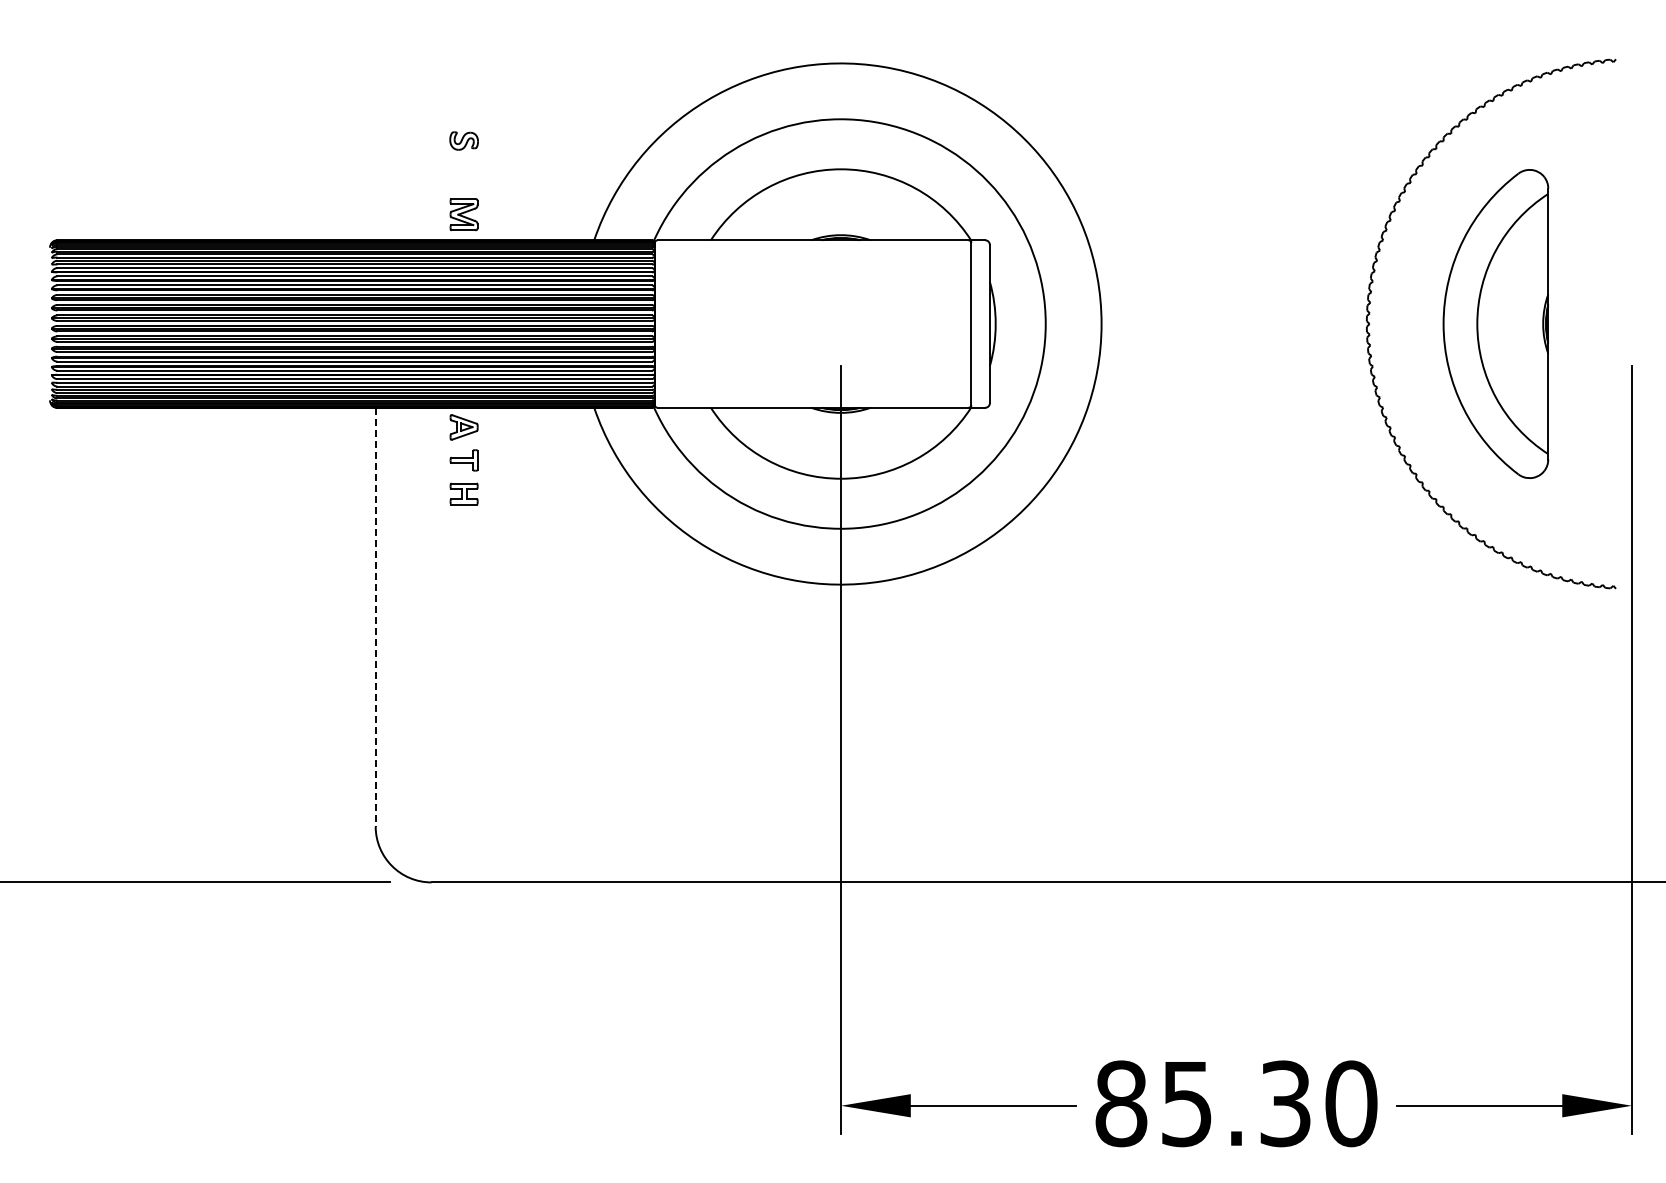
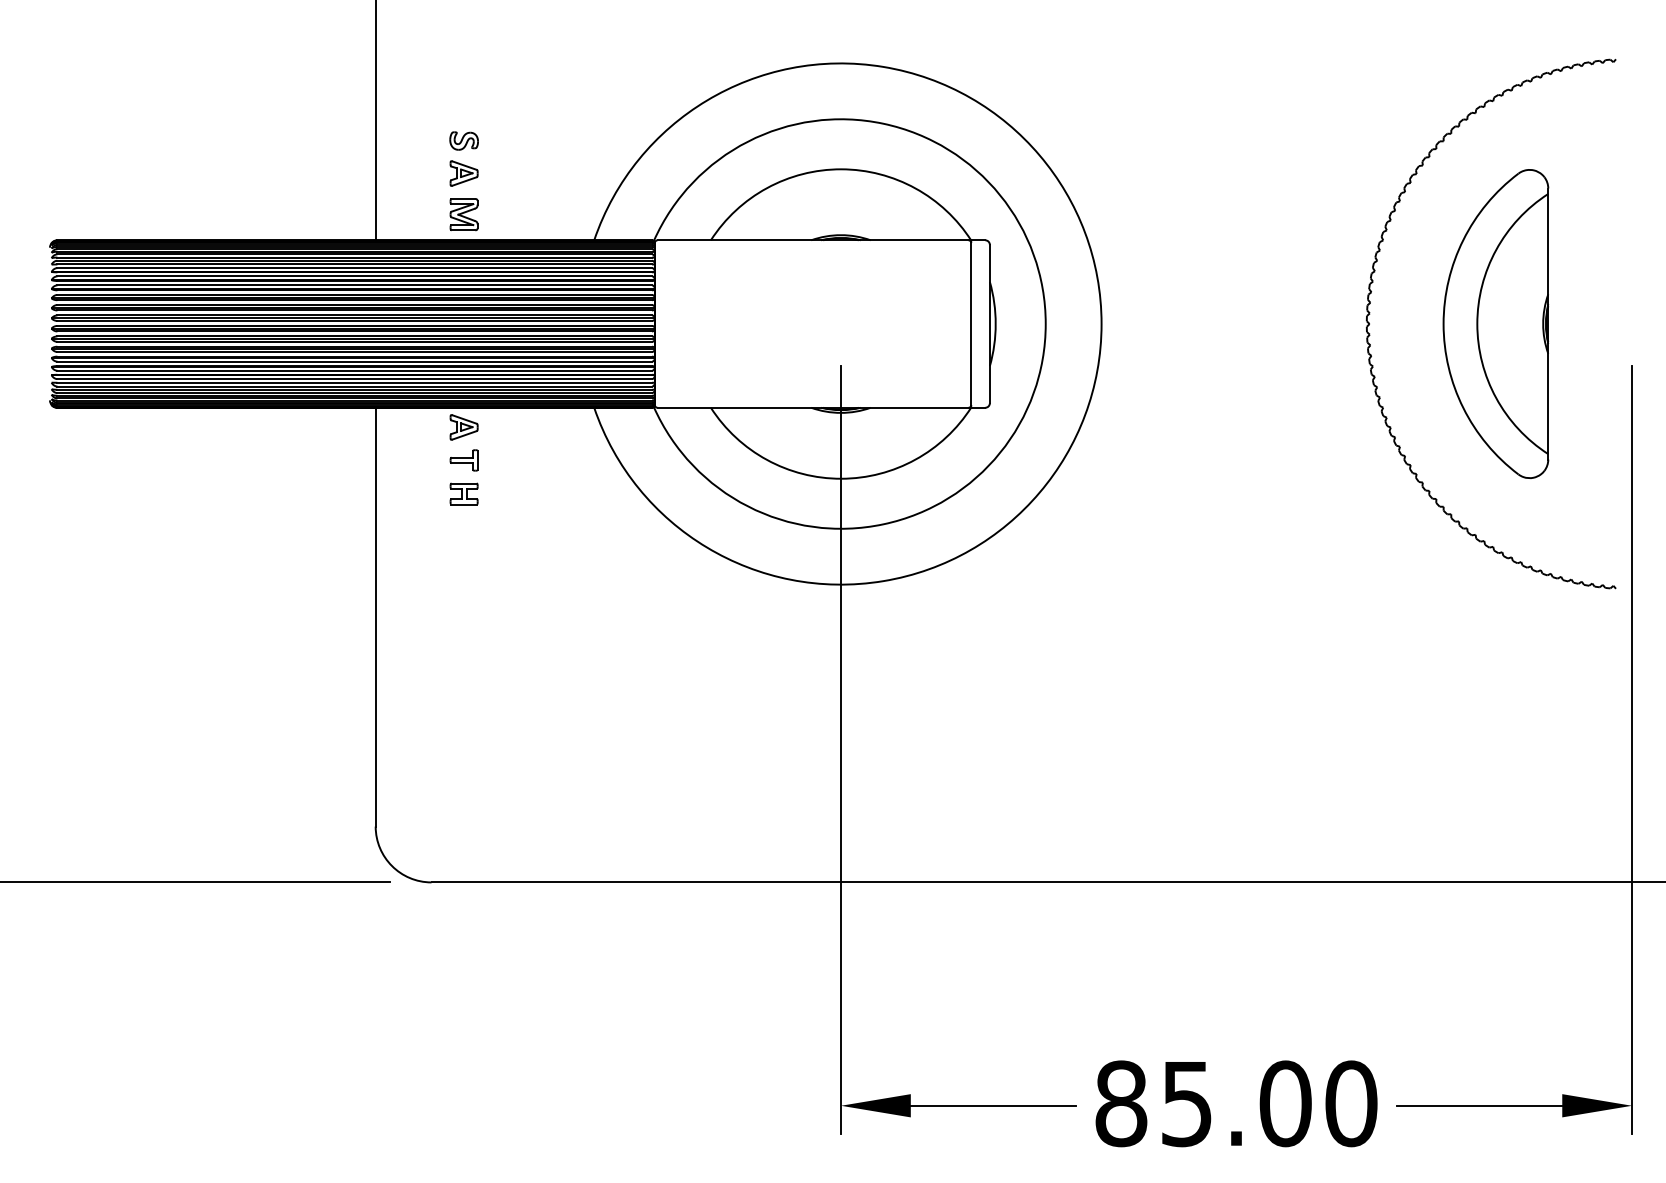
line: none -> present (375, 121)
part: none -> present (463, 173)
line: dashed -> solid (375, 617)
text: 85.30 -> 85.00 (1285, 1103)
